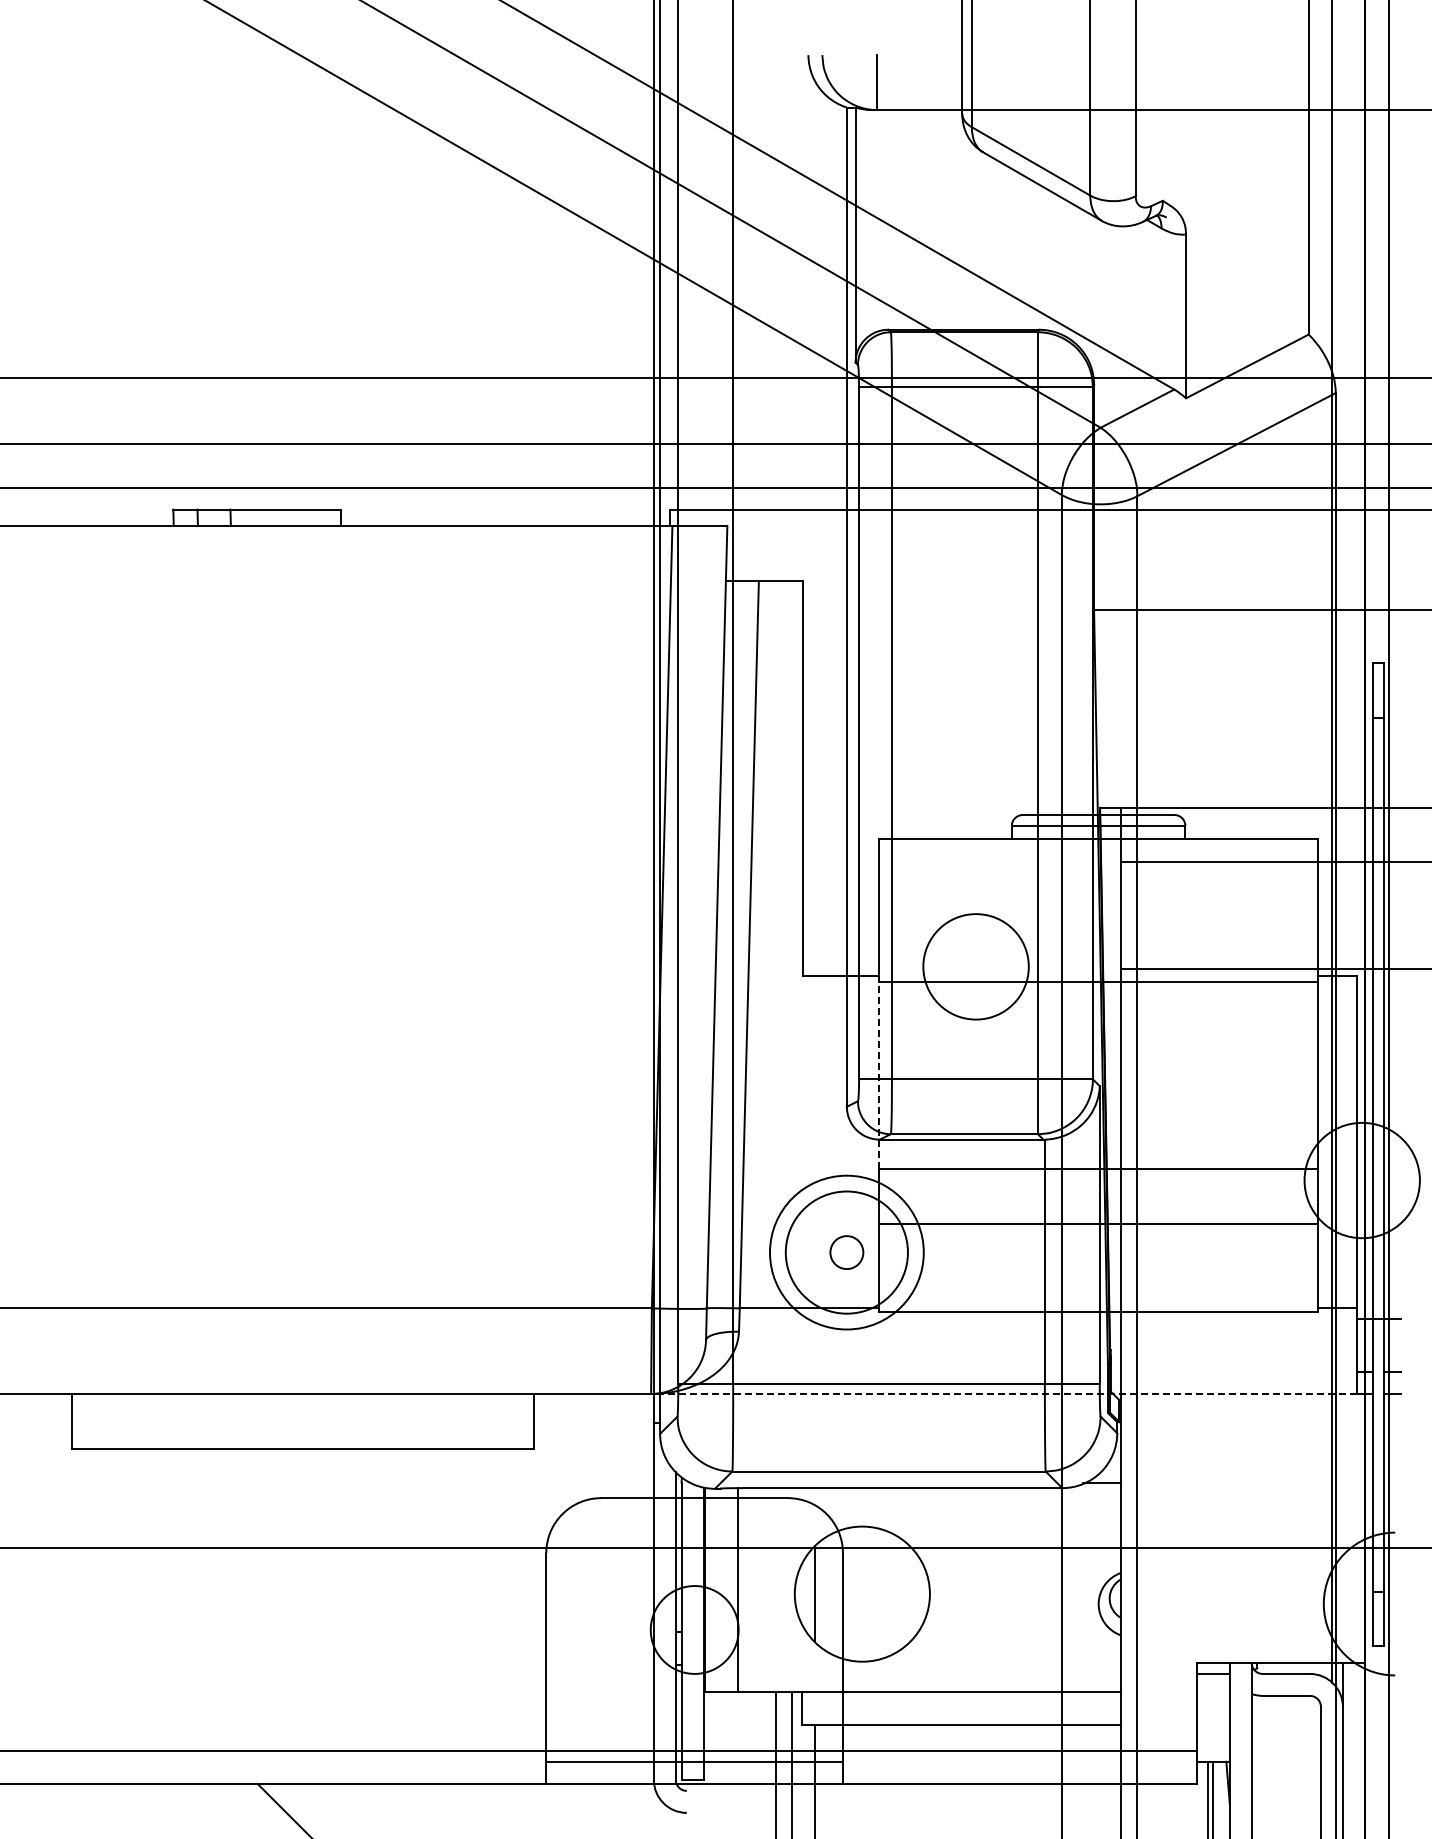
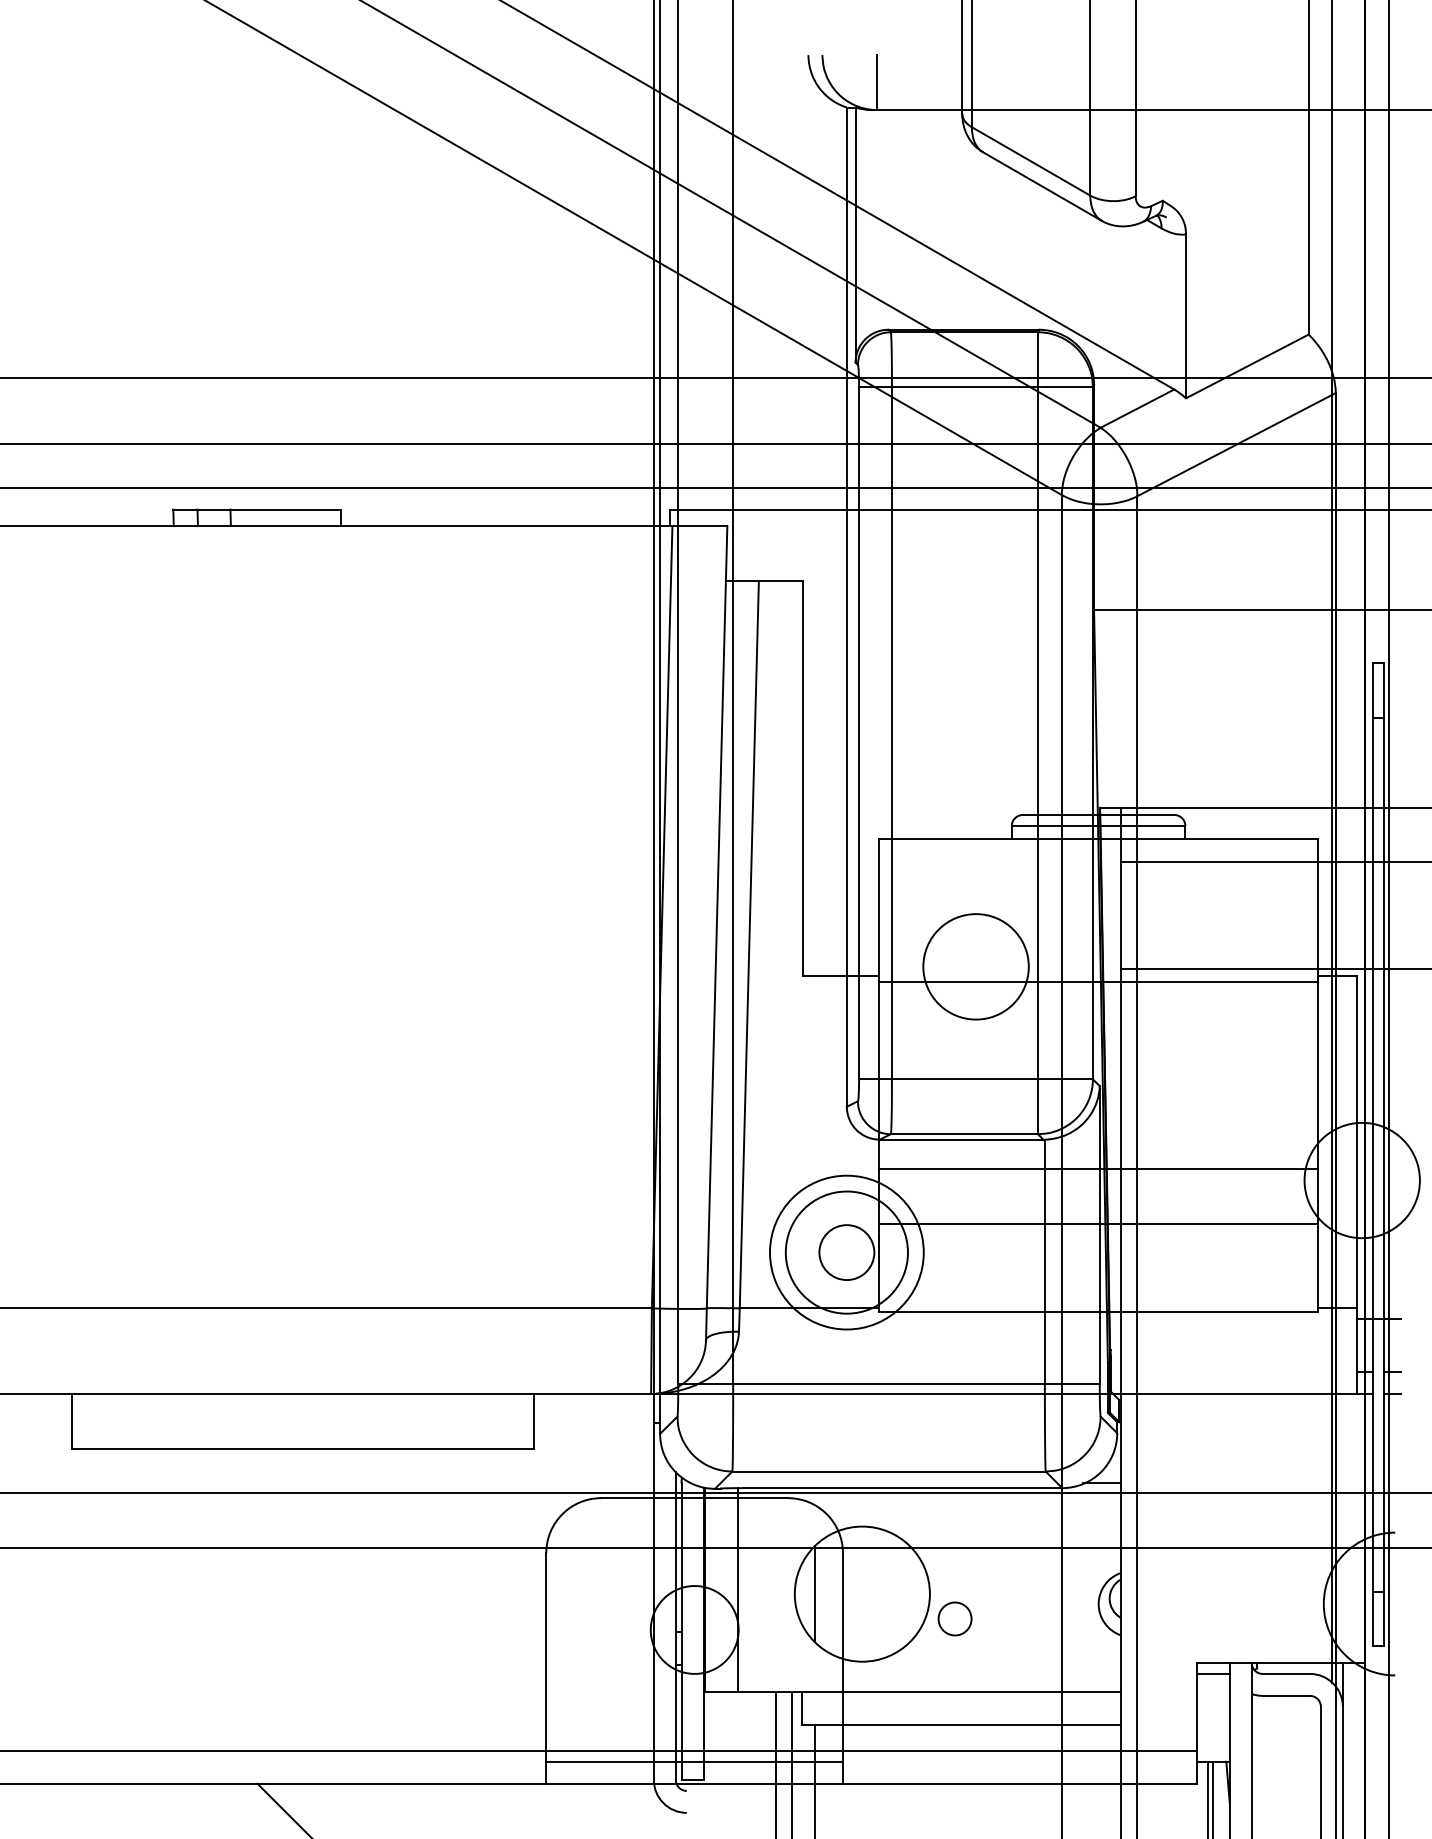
line: dashed -> solid (878, 1074)
circle diameter: 33 px -> 55 px (846, 1252)
line: dashed -> solid (1003, 1393)
line: none -> present (715, 1492)
circle: none -> present (954, 1618)
